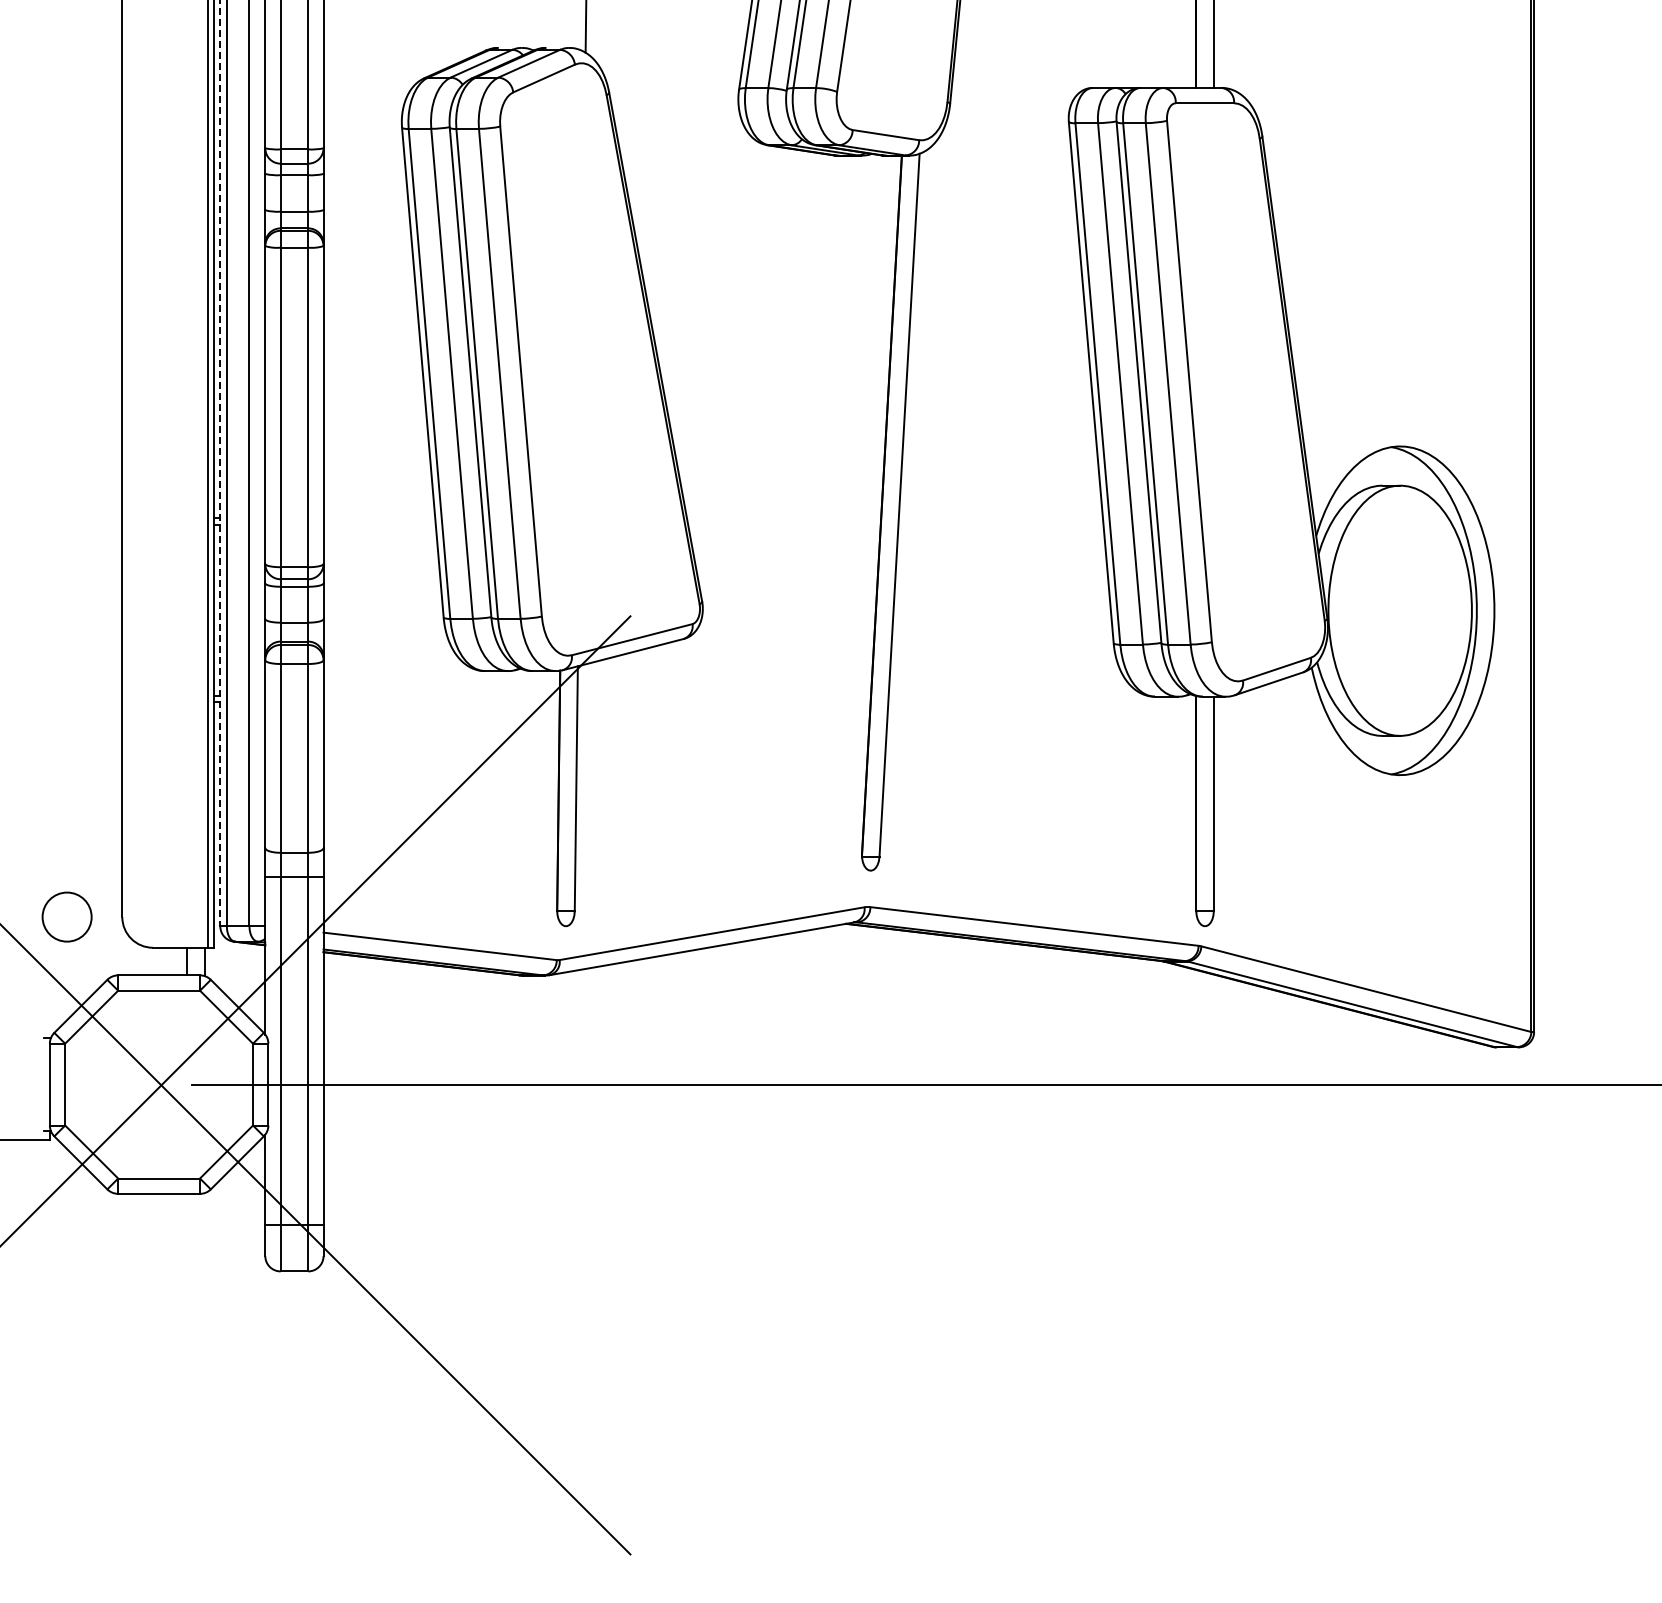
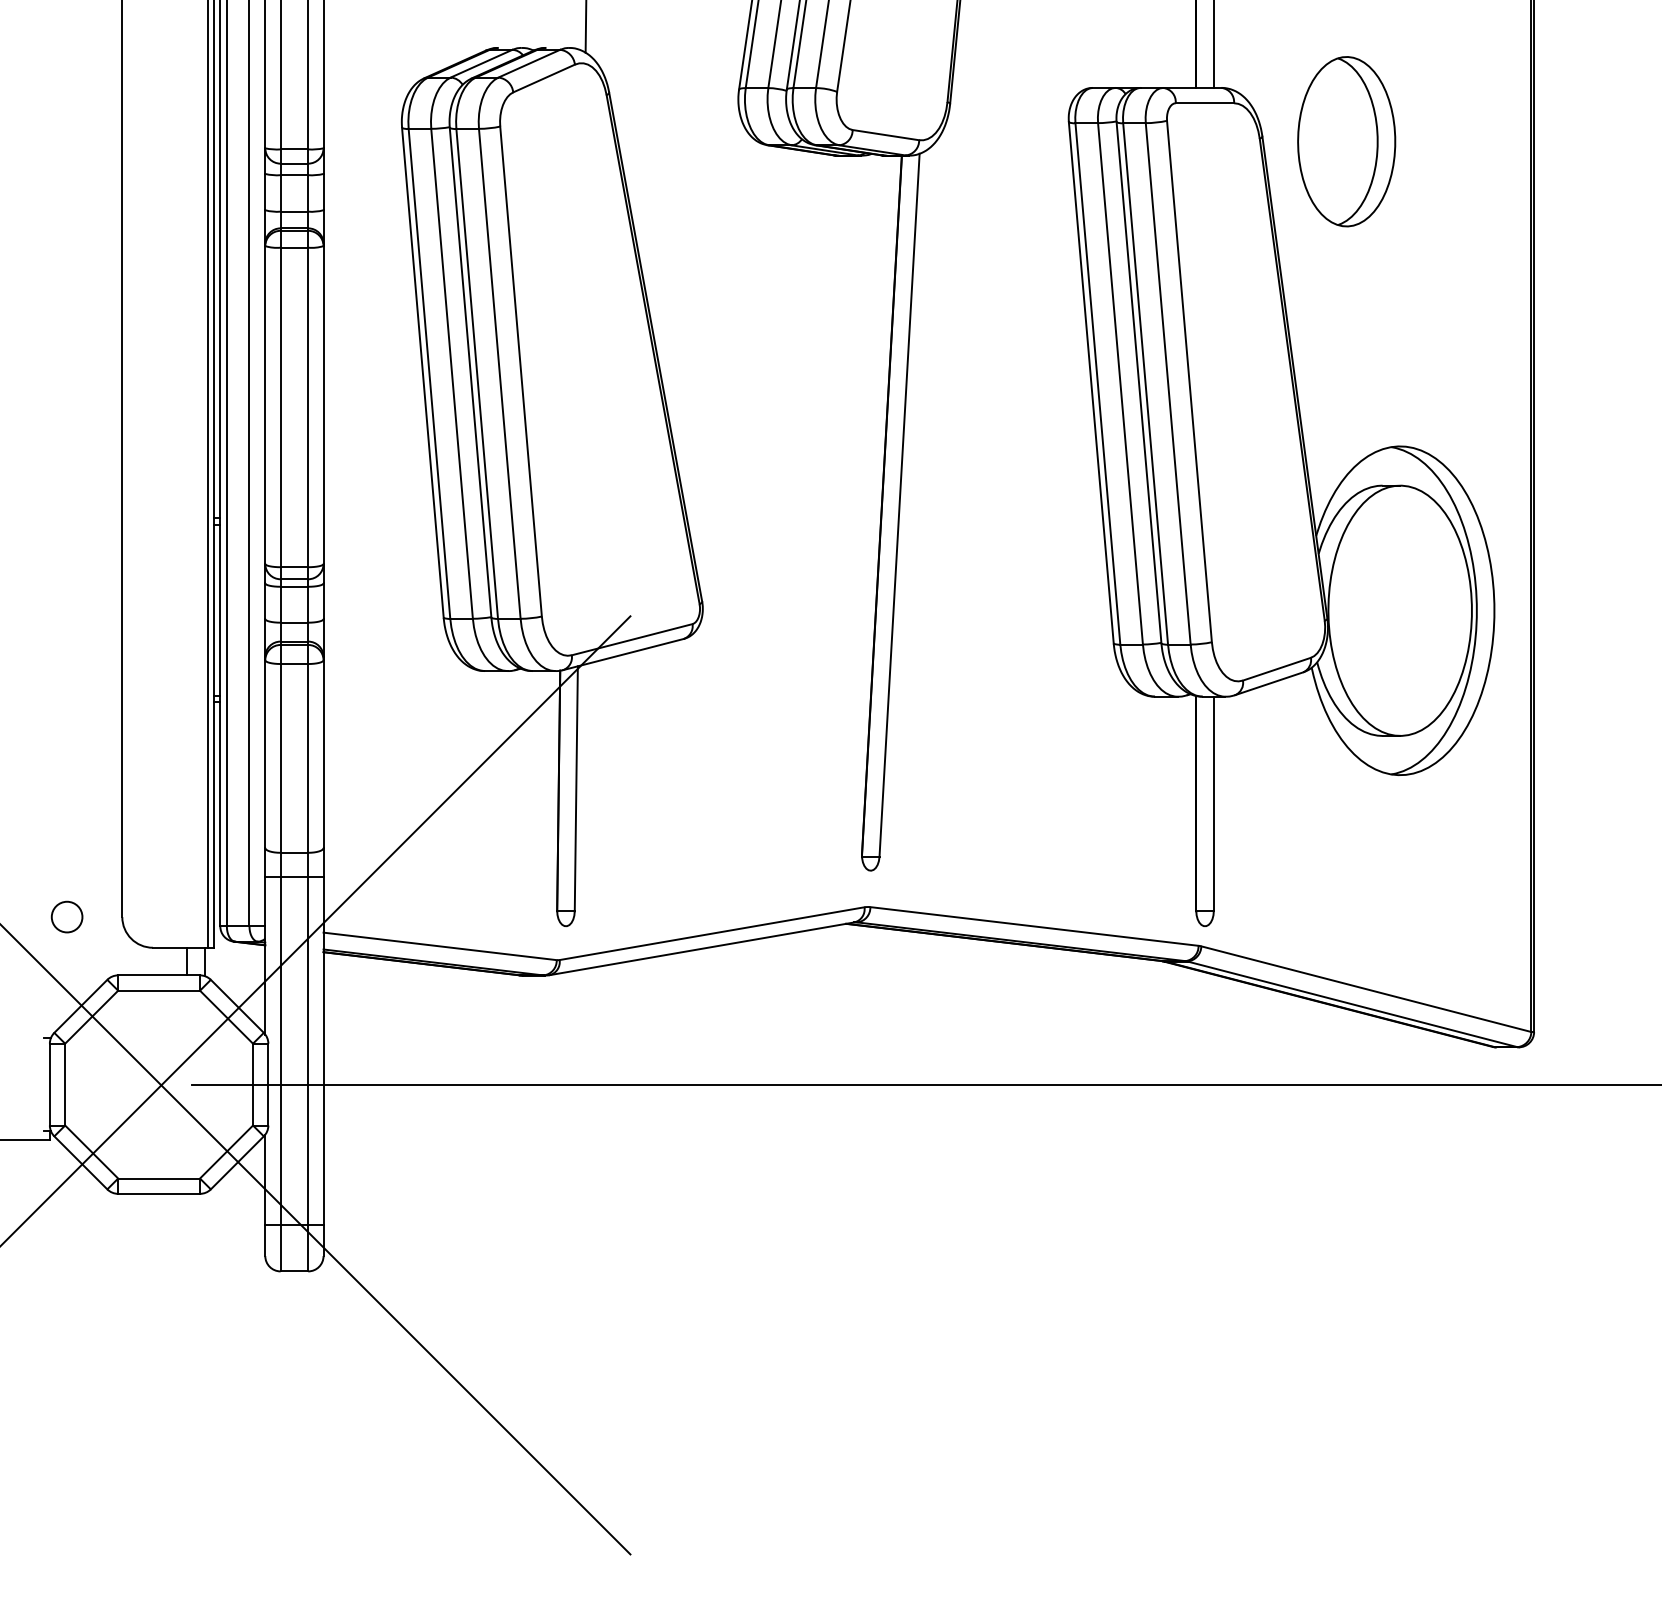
part: none -> present (1346, 141)
line: dashed -> solid (220, 463)
circle diameter: 49 px -> 31 px (66, 916)
